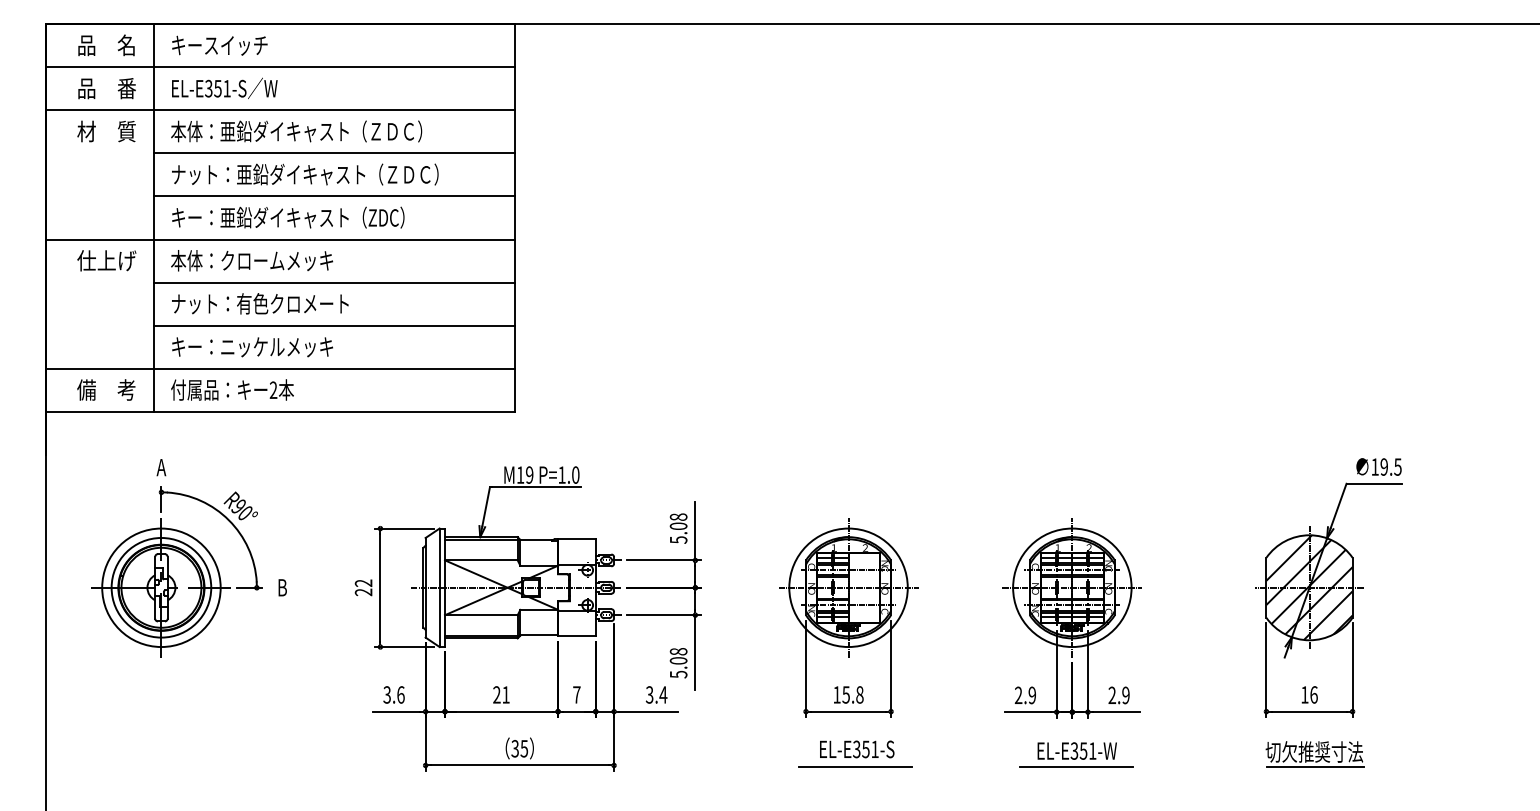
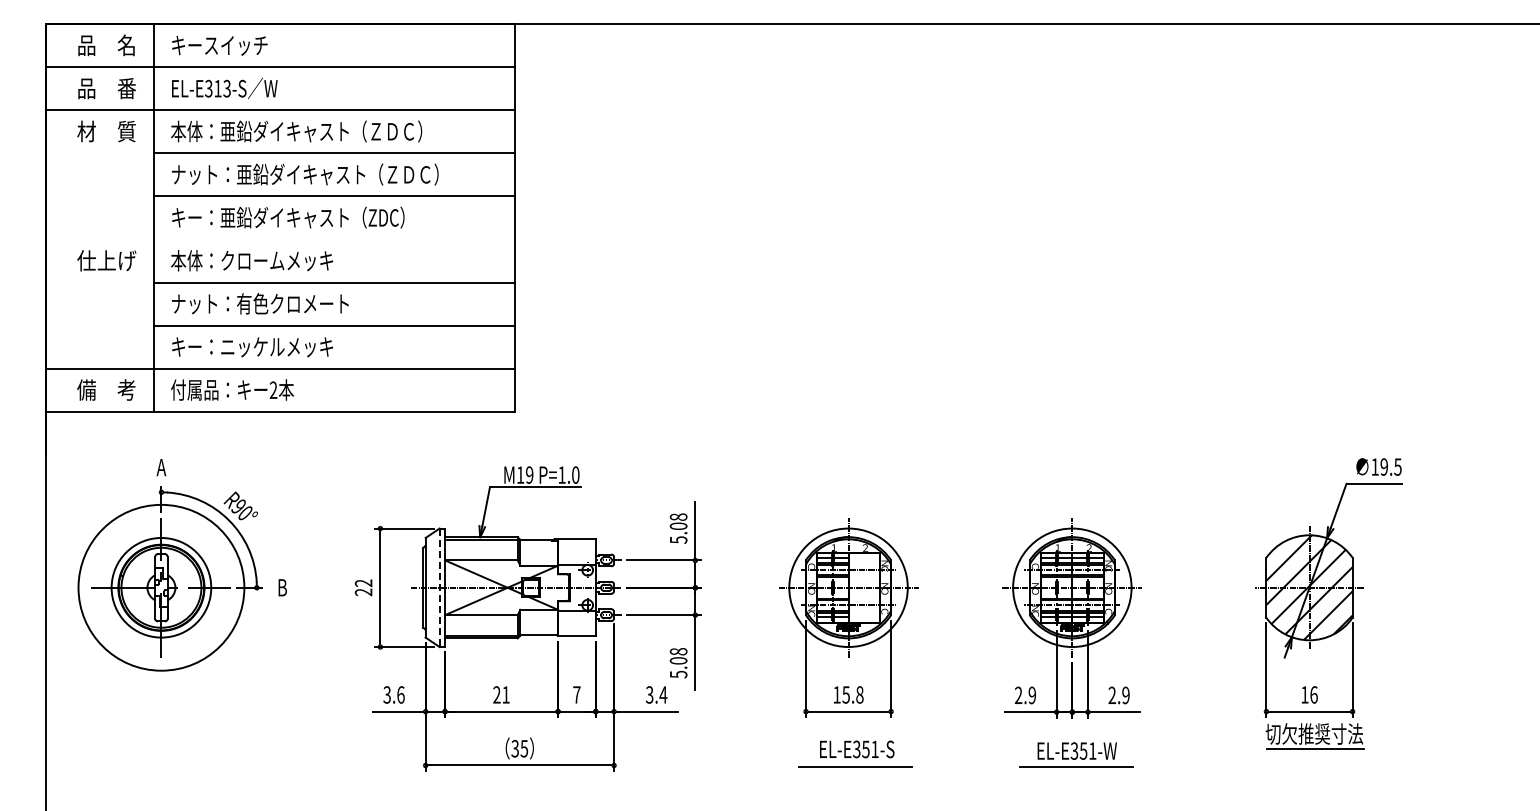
text: EL-E351-S -> EL-E313-S (222, 88)
line: present -> none (280, 239)
circle diameter: 118 px -> 166 px (161, 587)
line: solid -> dashed (439, 588)
part position: (1314, 754) -> (1314, 736) (1314, 736)
